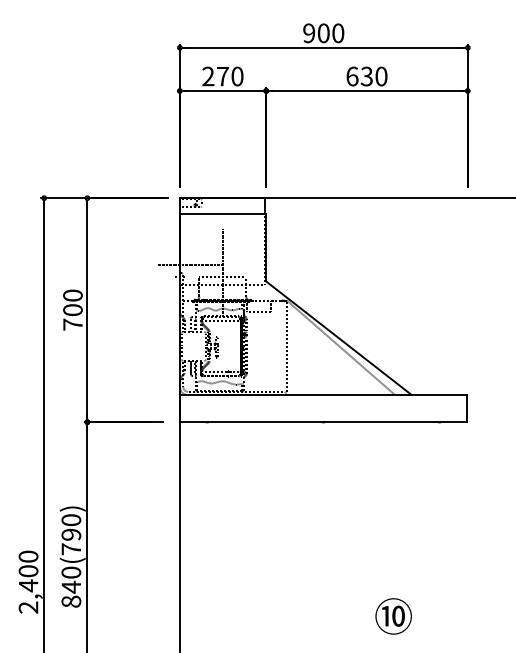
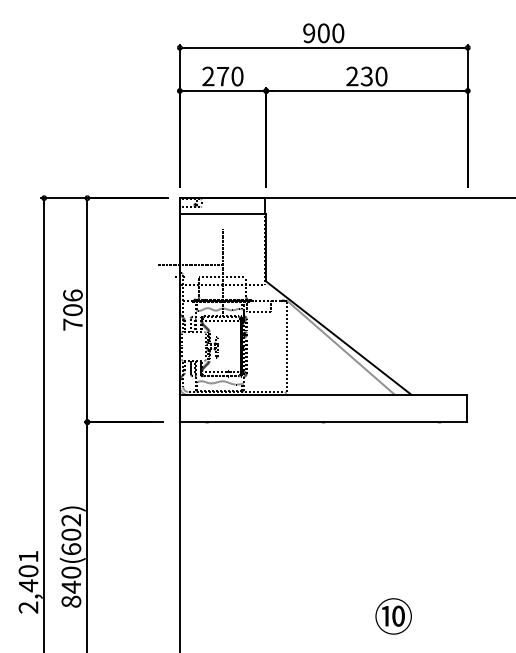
text: 630 -> 230 (352, 76)
text: 700 -> 706 (72, 295)
text: 840(790) -> 840(602) (71, 534)
text: 2,400 -> 2,401 (28, 556)
